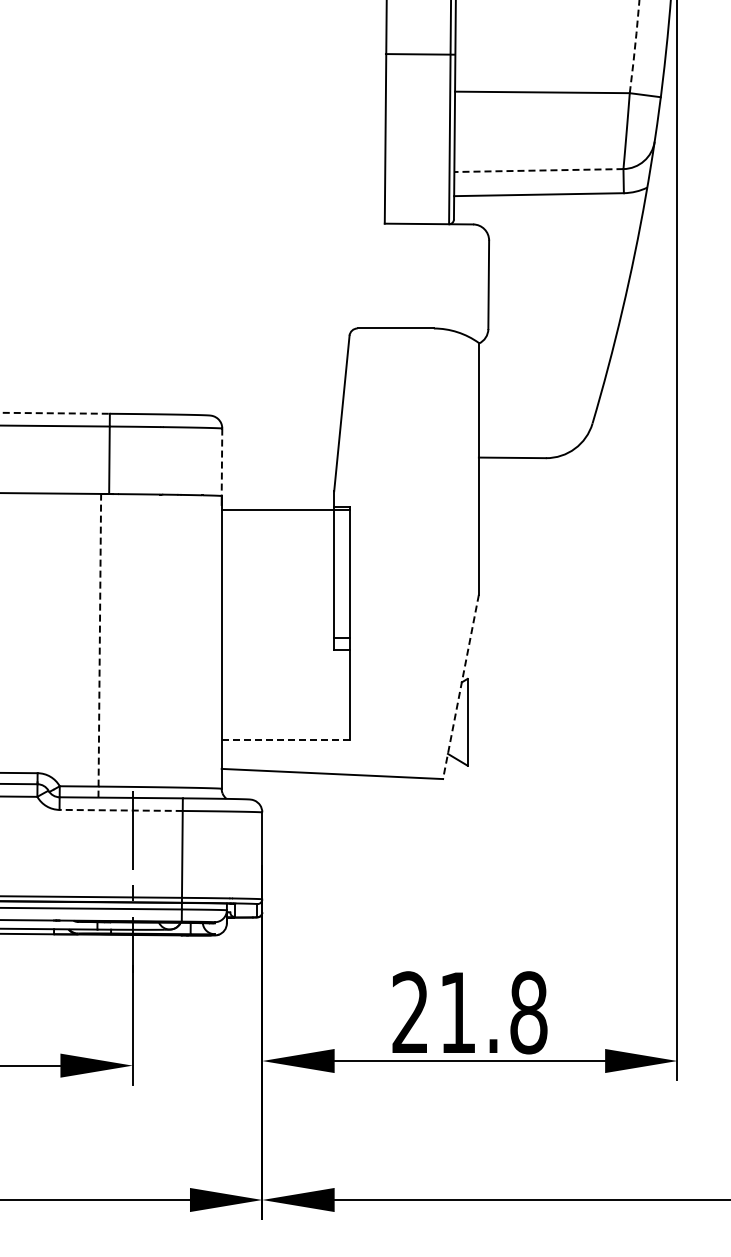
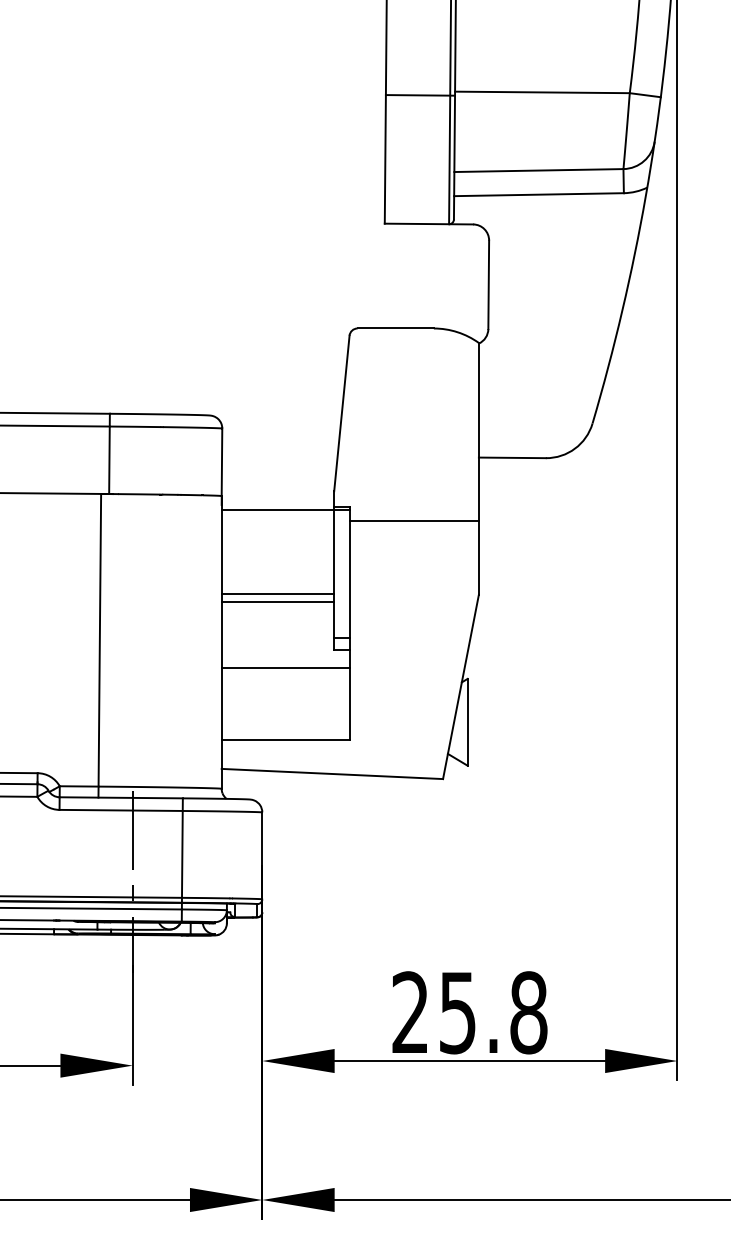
arc: dashed -> solid (635, 45)
line position: (420, 54) -> (420, 95) (420, 95)
line: dashed -> solid (538, 170)
line: dashed -> solid (55, 413)
line: dashed -> solid (221, 462)
line: none -> present (414, 521)
line: none -> present (277, 593)
line: none -> present (277, 601)
line: dashed -> solid (99, 645)
line: none -> present (285, 668)
line: dashed -> solid (460, 686)
line: dashed -> solid (286, 739)
line: dashed -> solid (121, 810)
text: 21.8 -> 25.8 (457, 1013)
